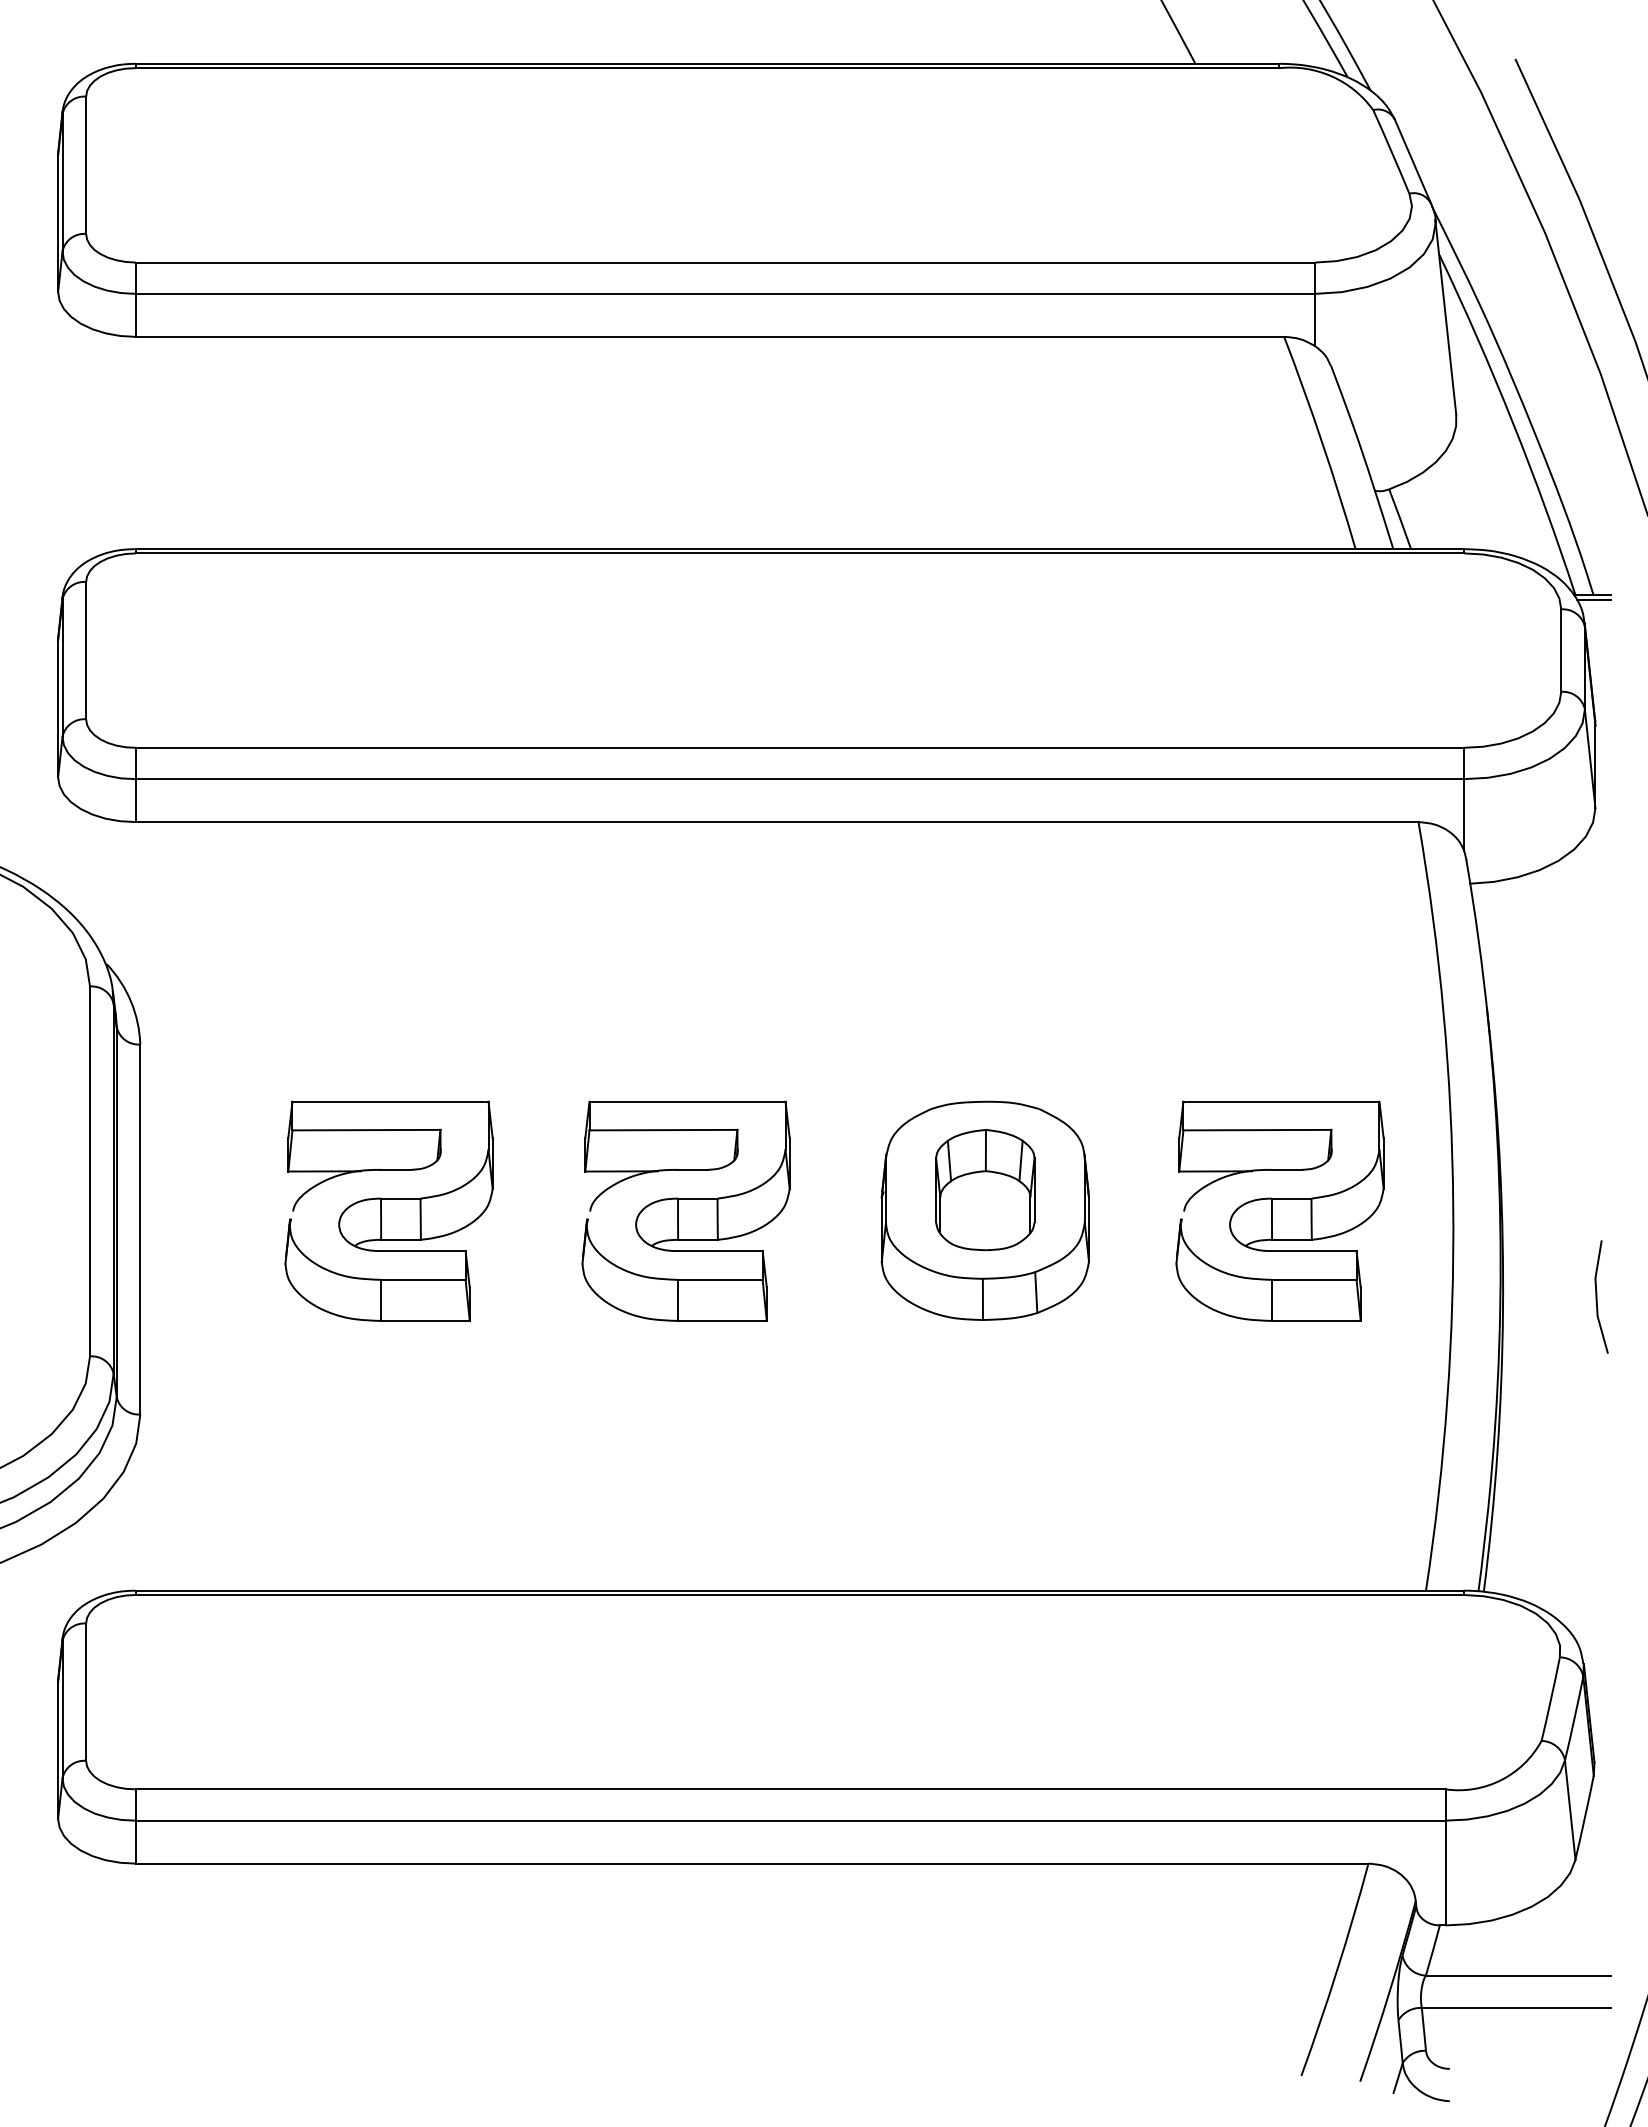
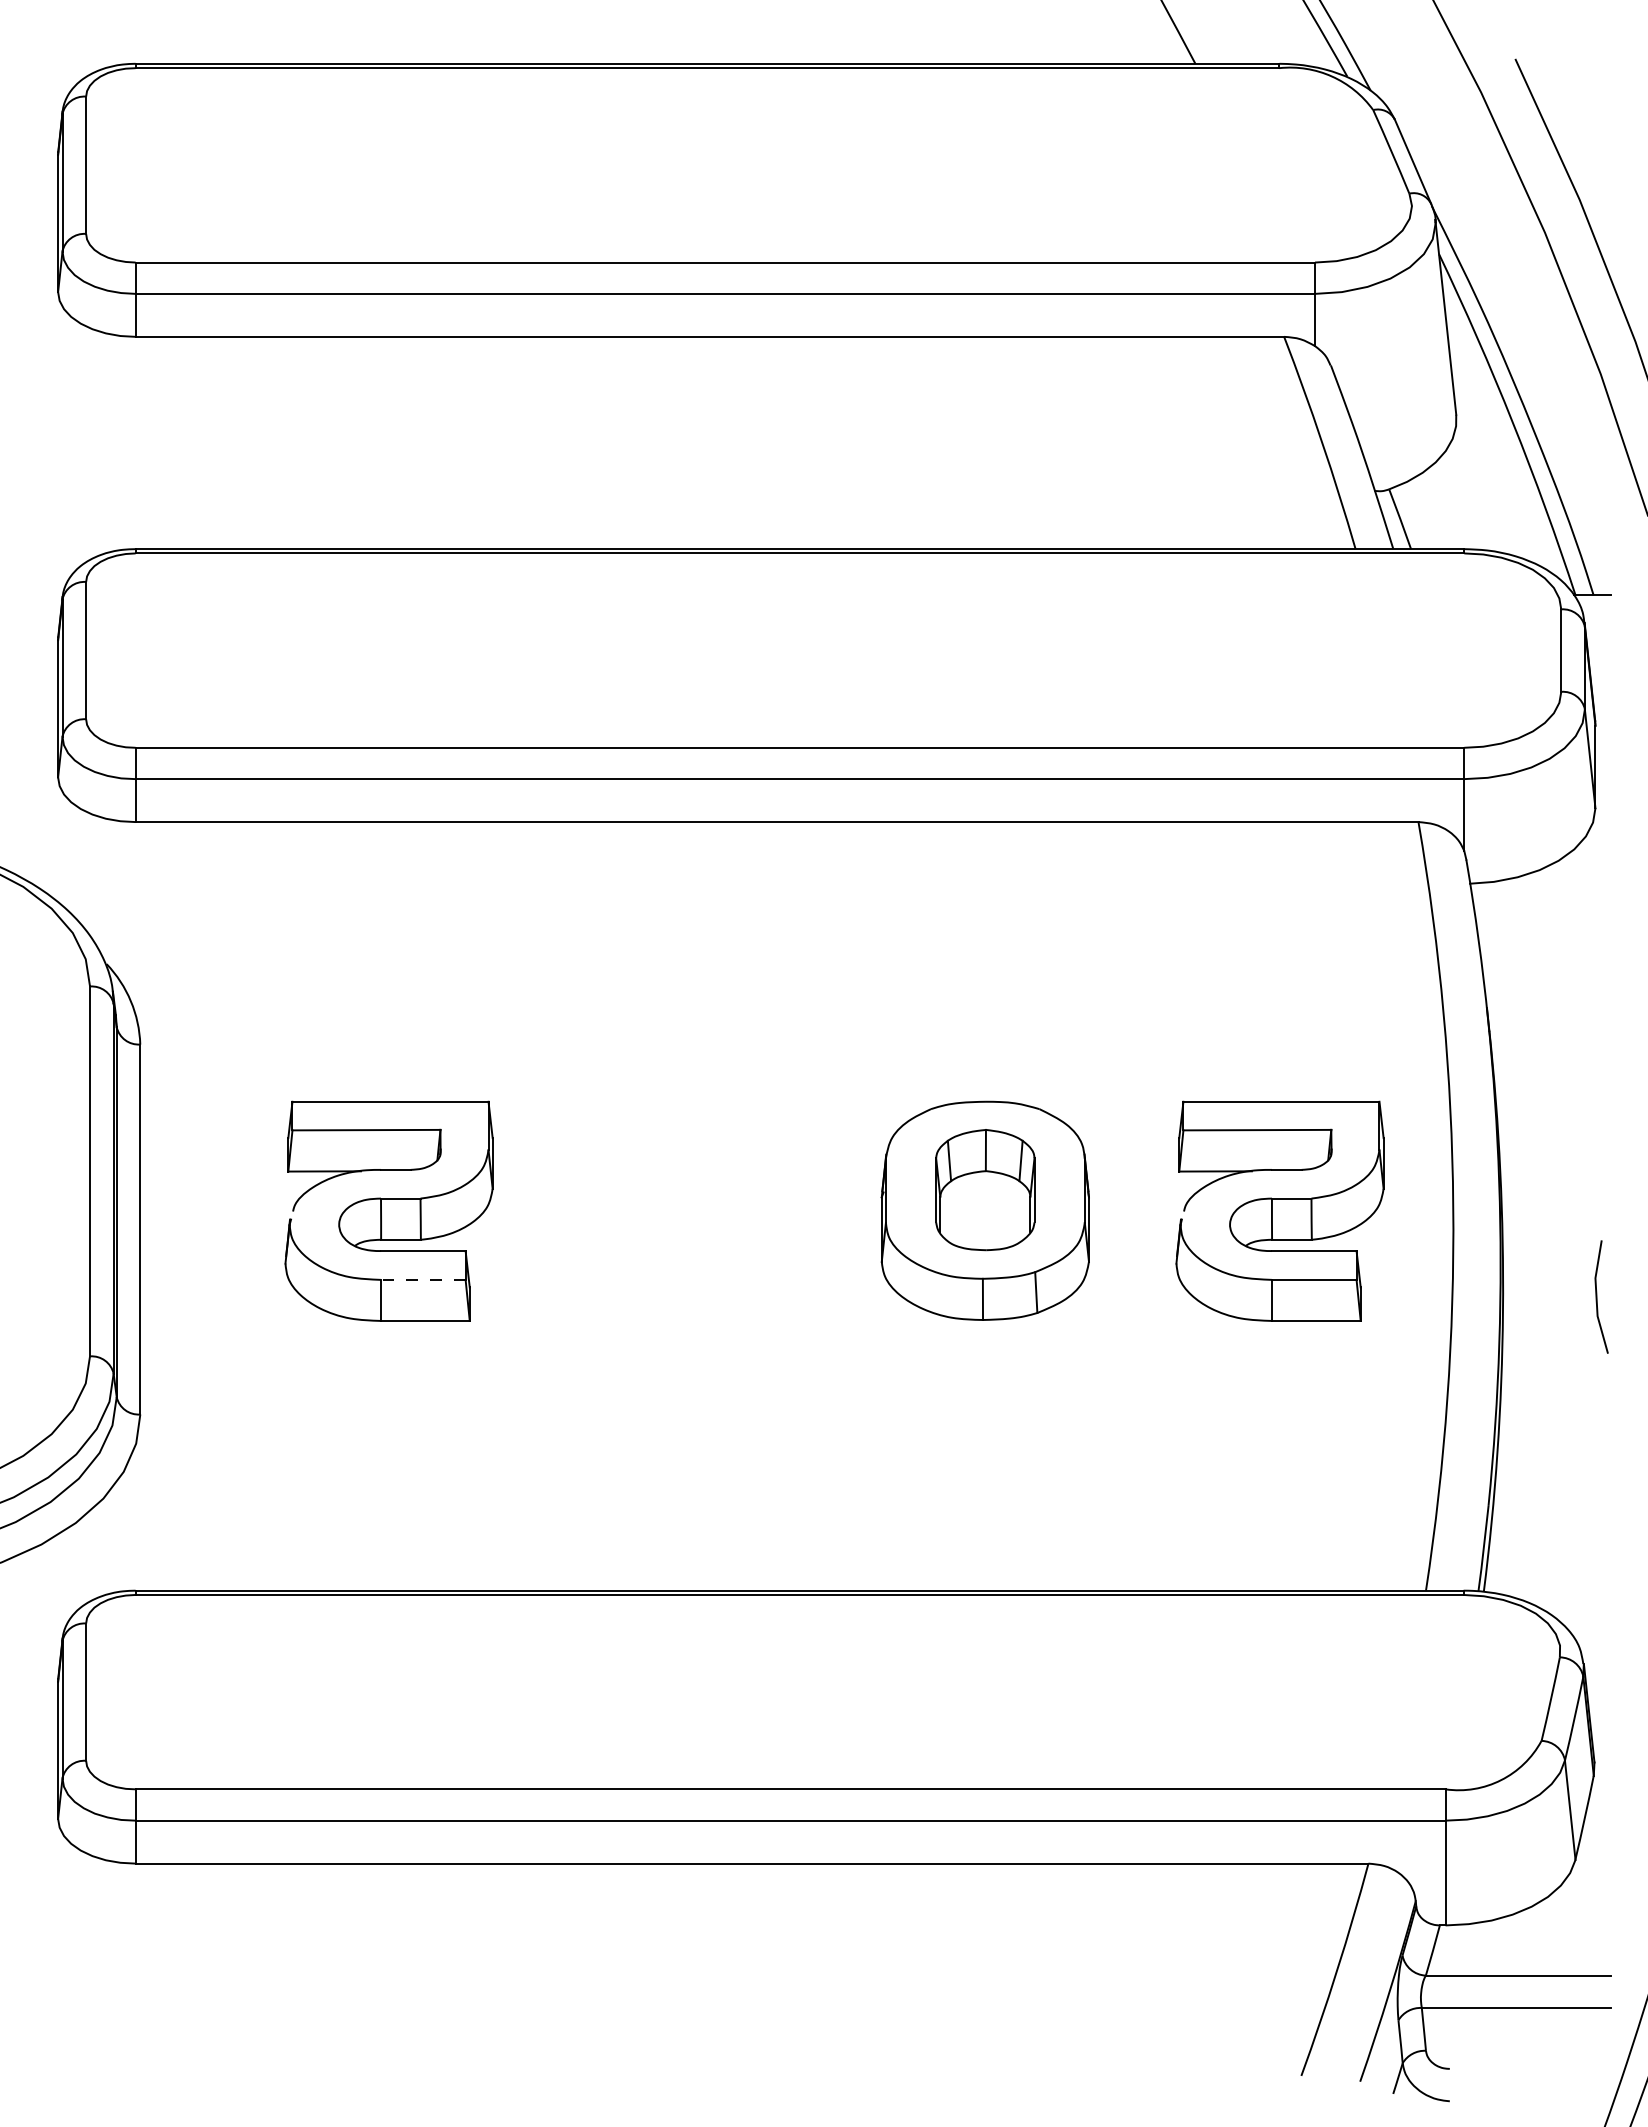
line: present -> none (1593, 599)
part: present -> none (685, 1210)
line: solid -> dashed (422, 1279)
